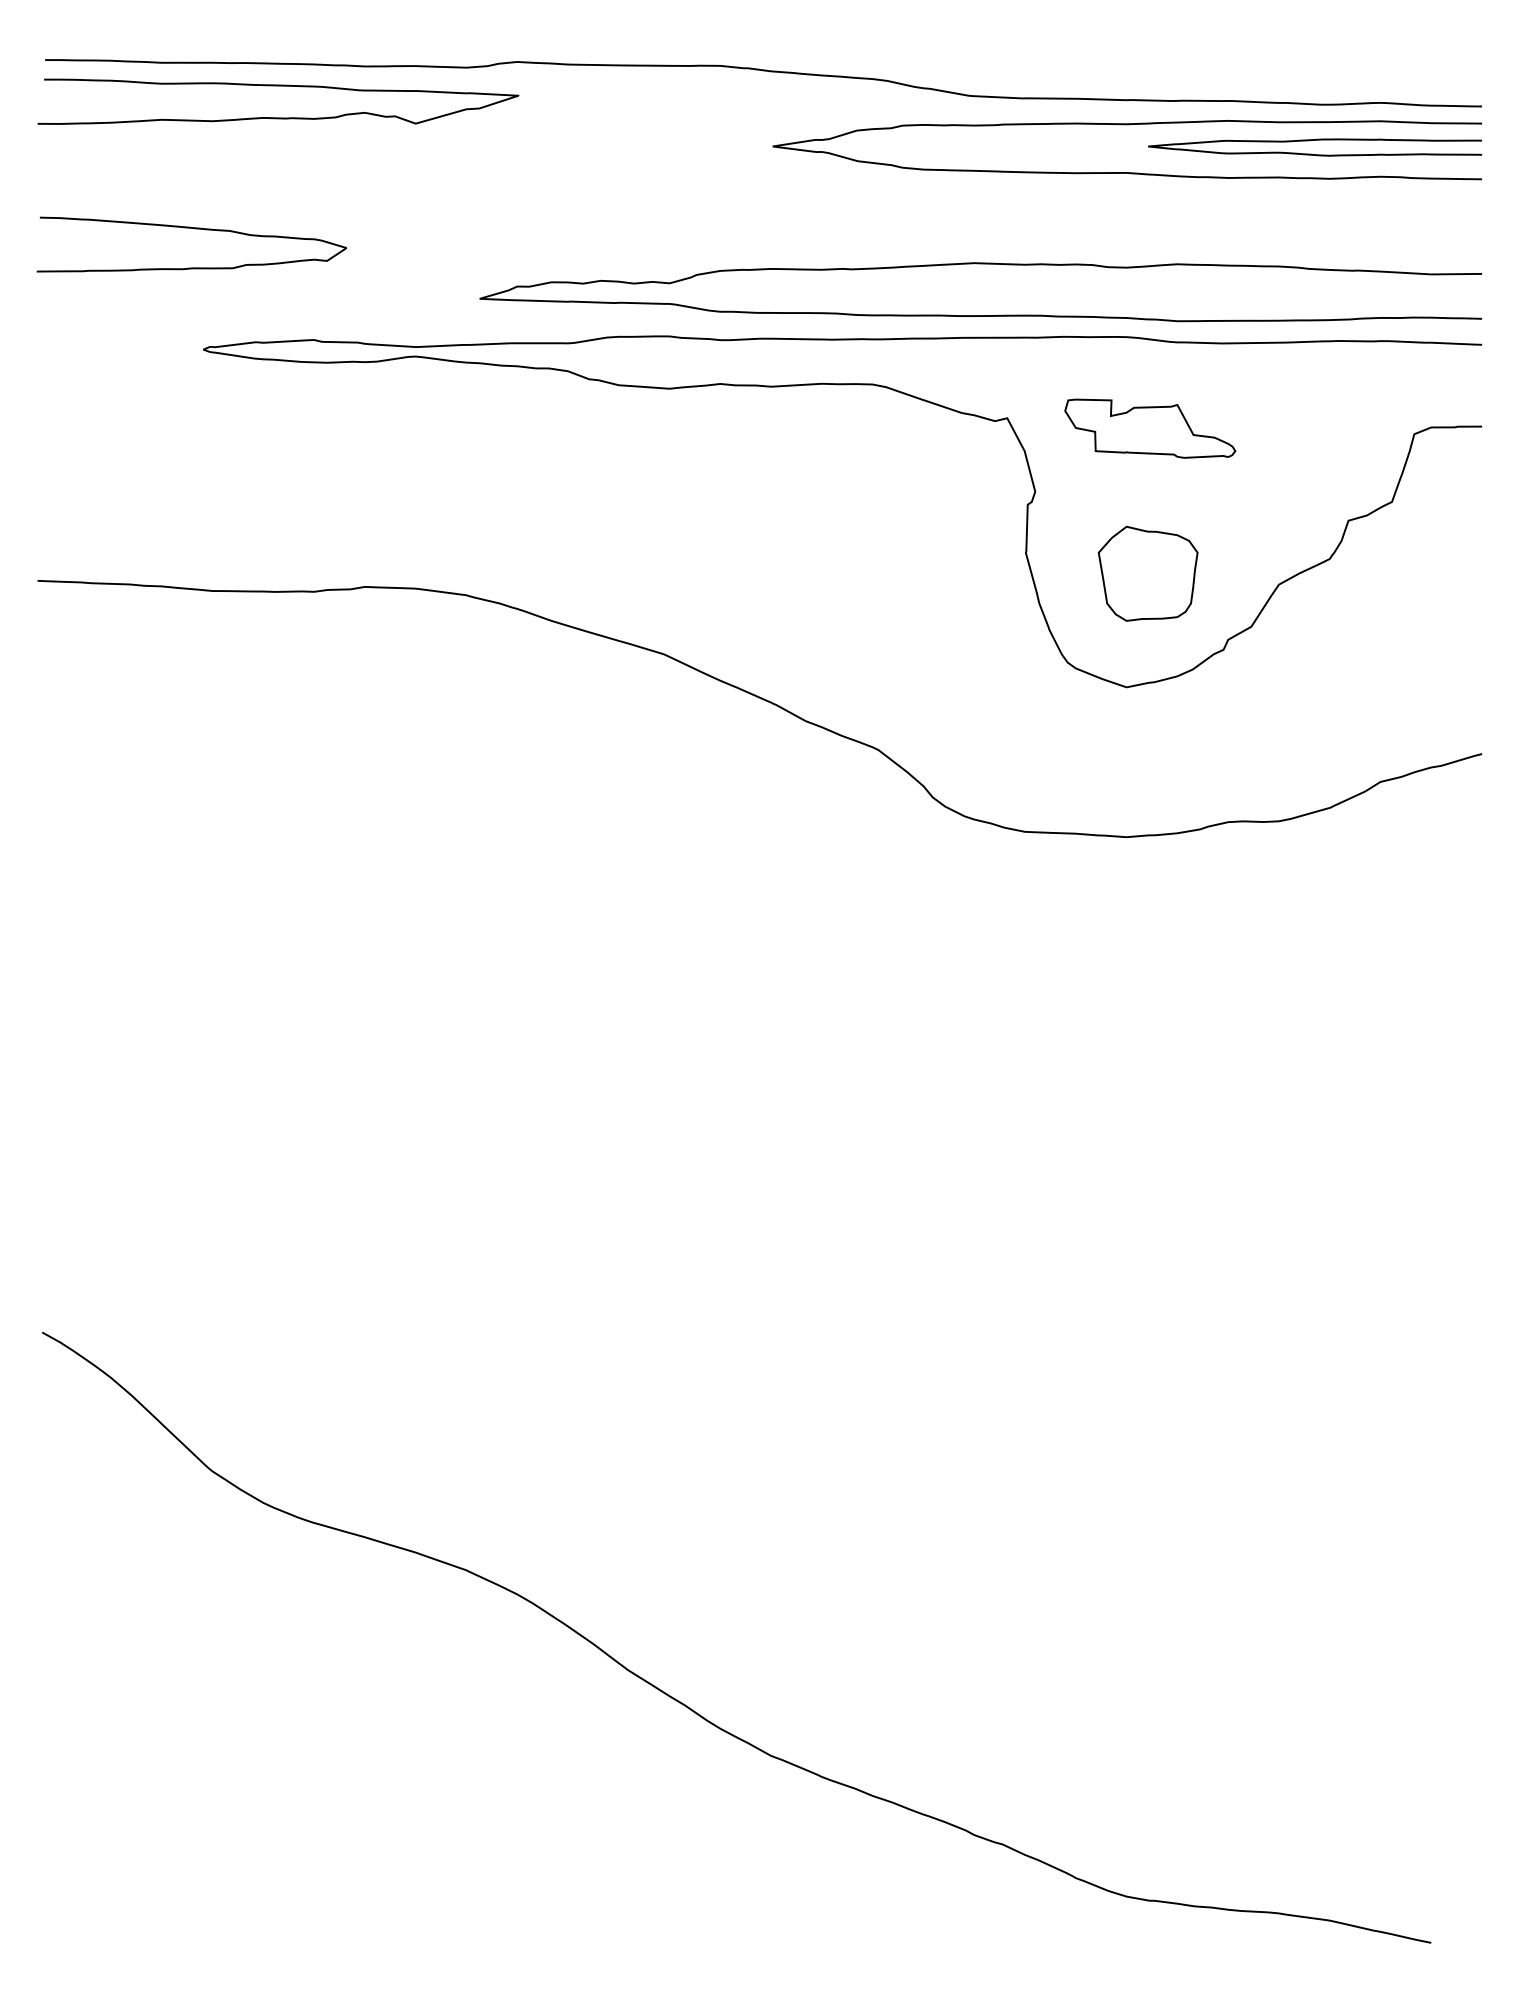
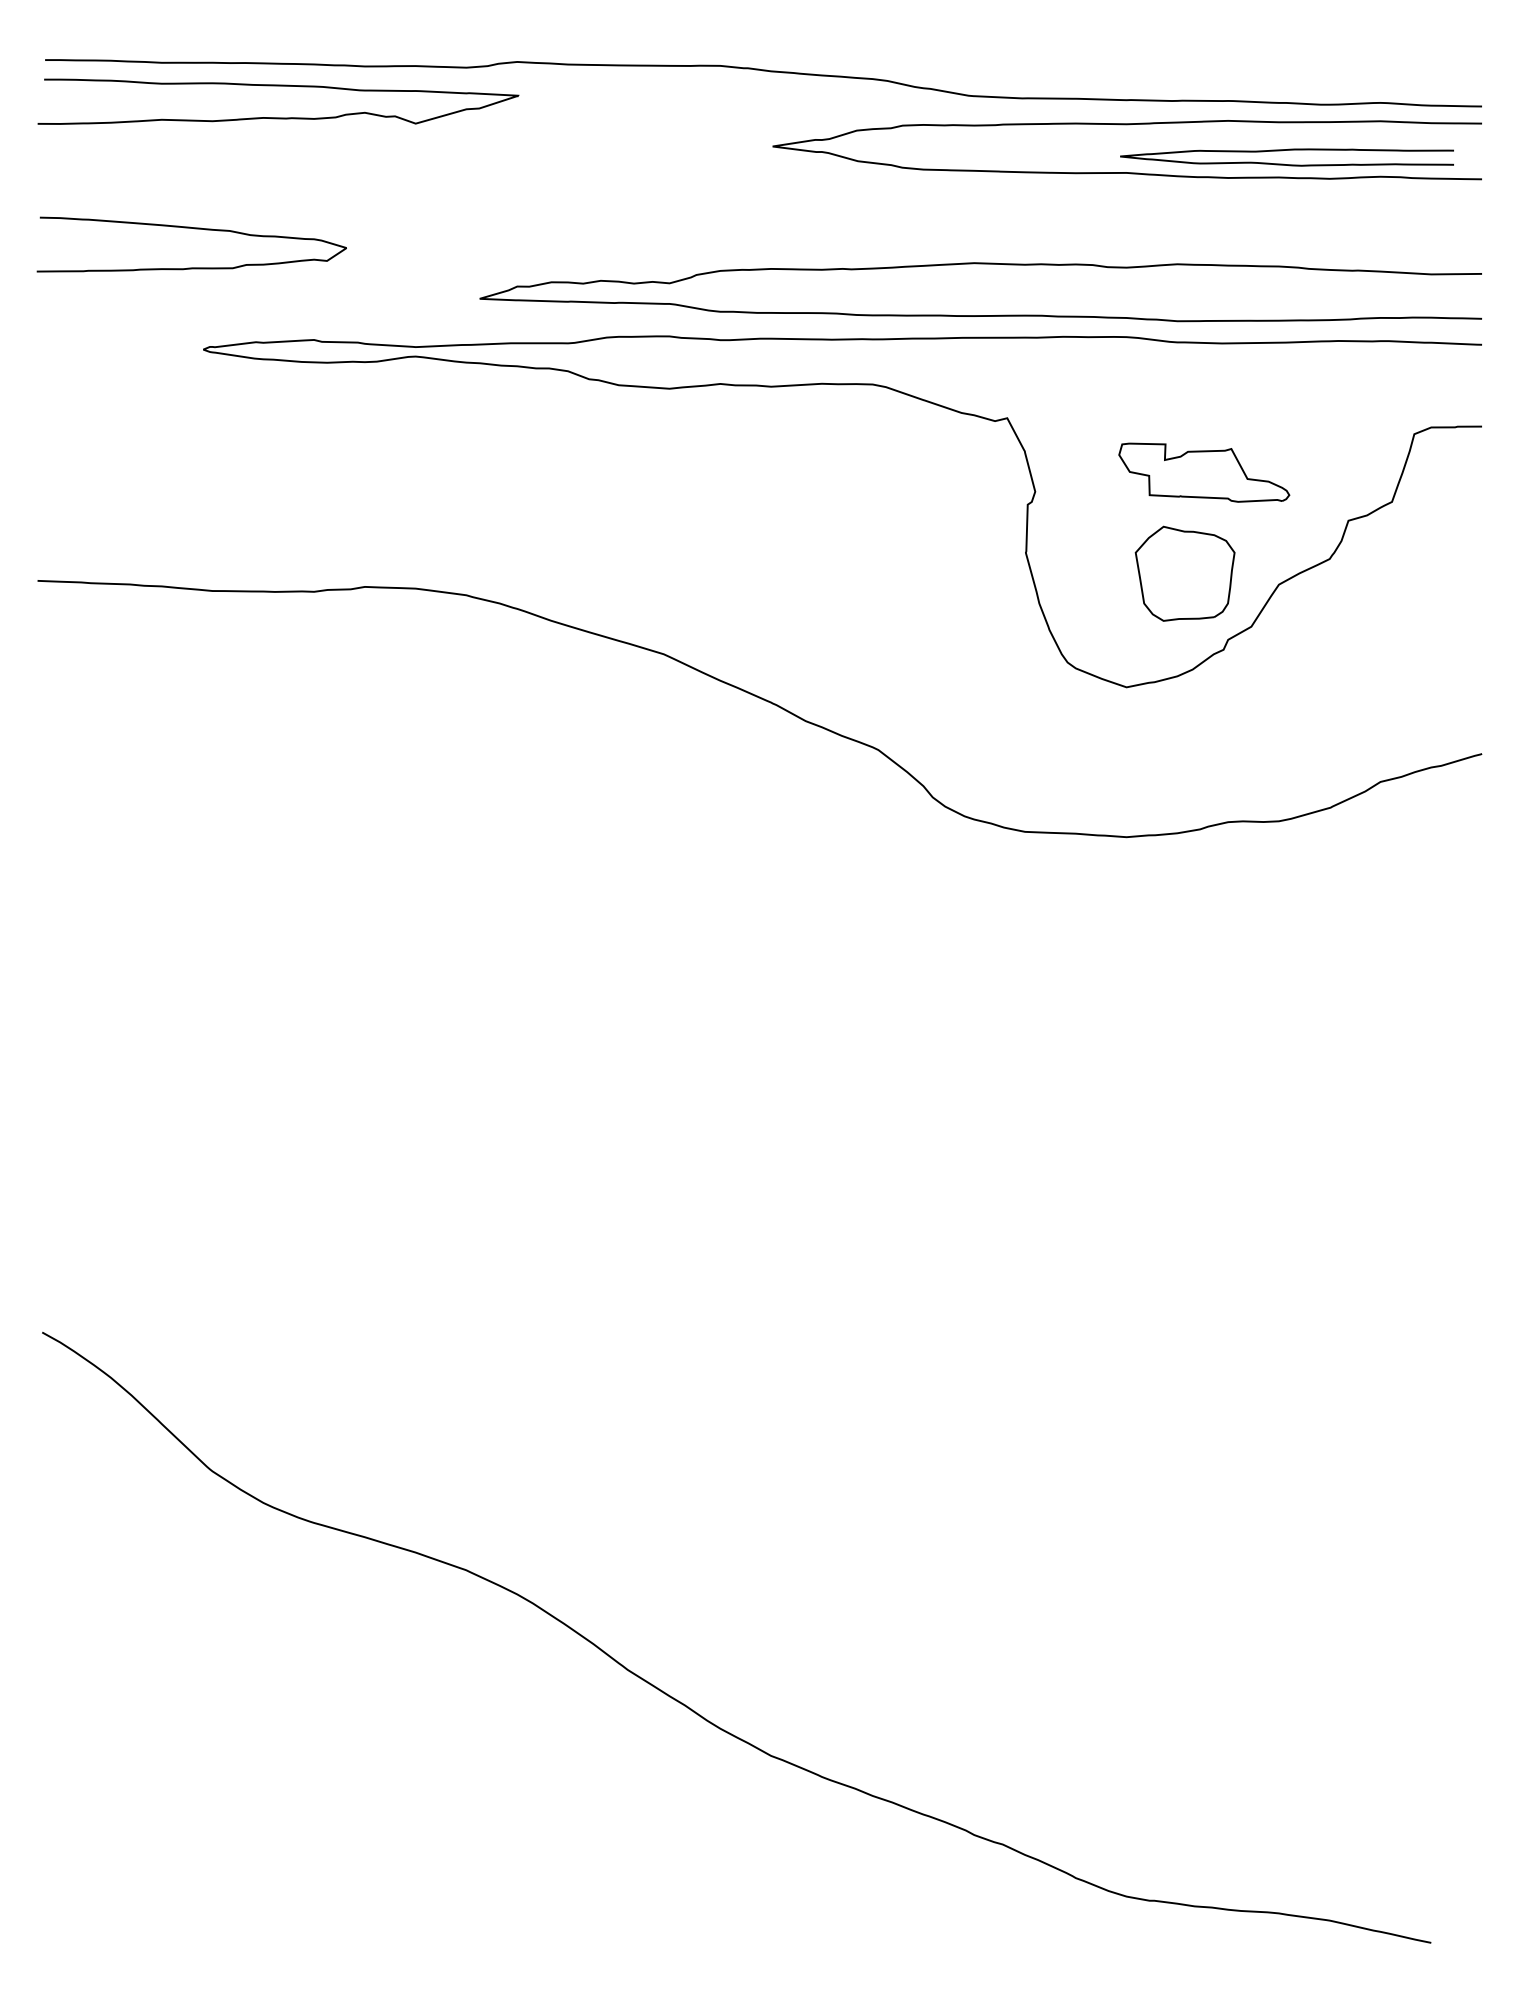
curve position: (1311, 153) -> (1283, 163) (1283, 163)
part position: (1150, 428) -> (1204, 472) (1204, 472)
part position: (1147, 573) -> (1184, 573) (1184, 573)
